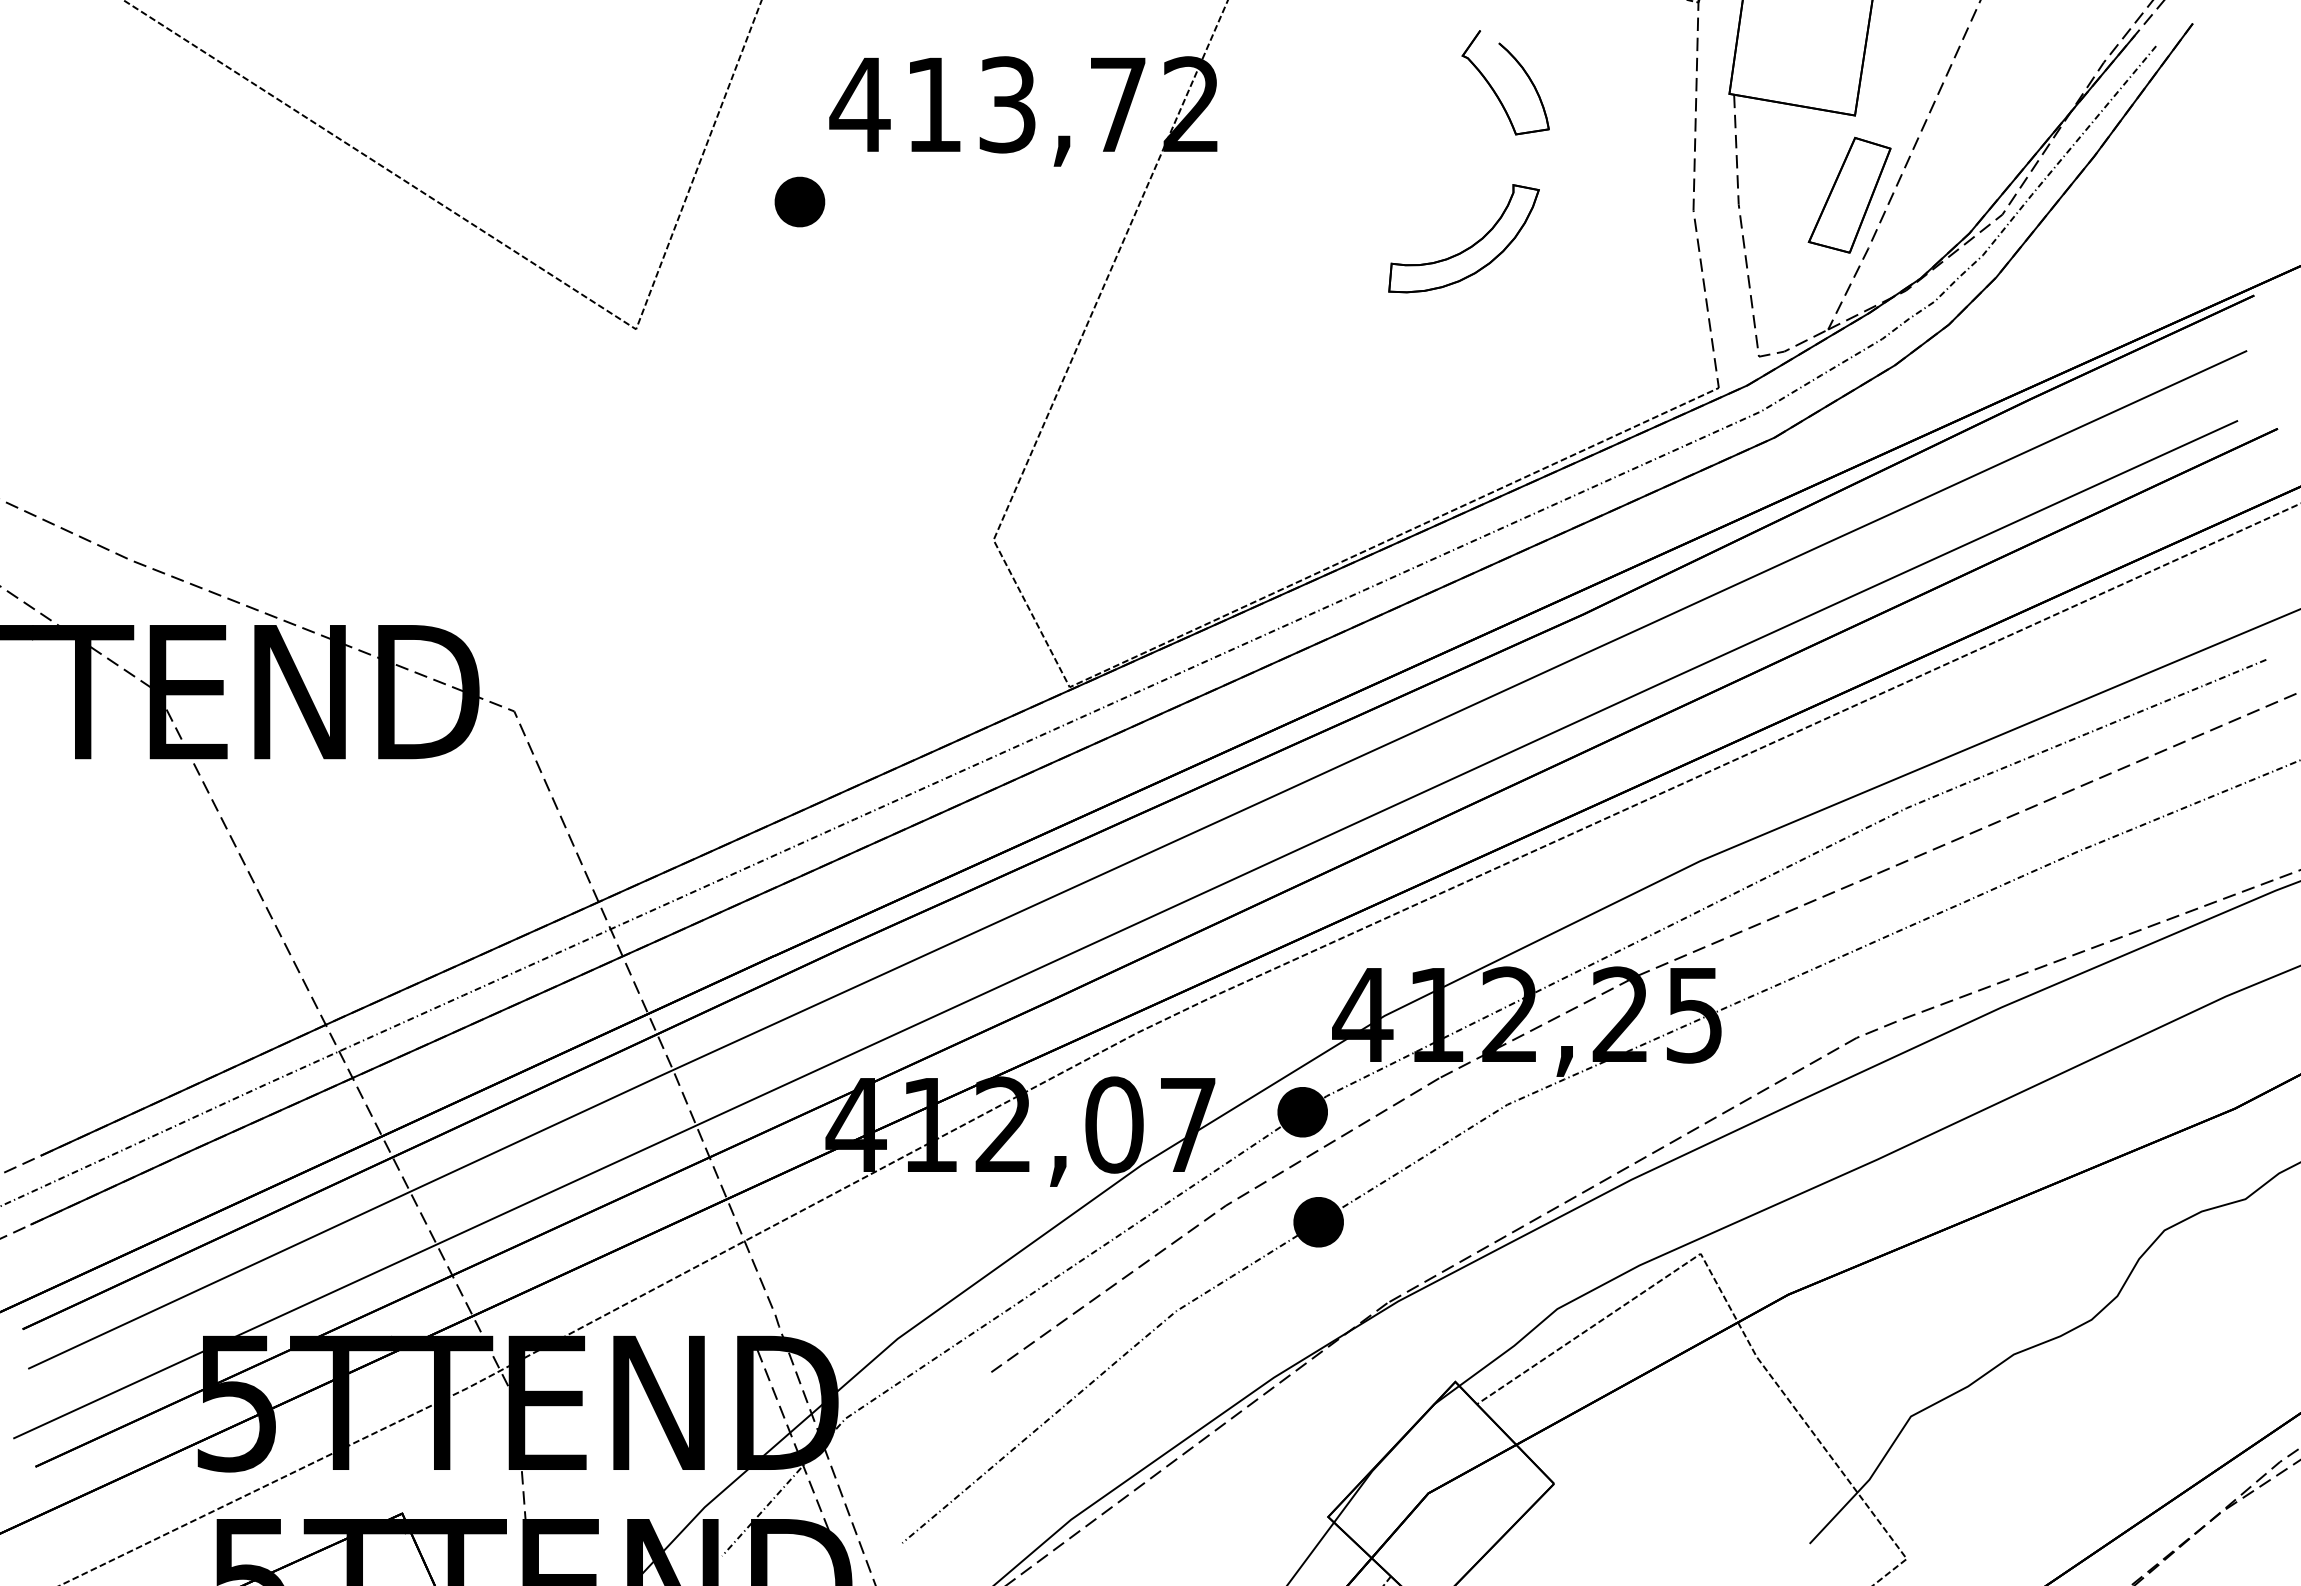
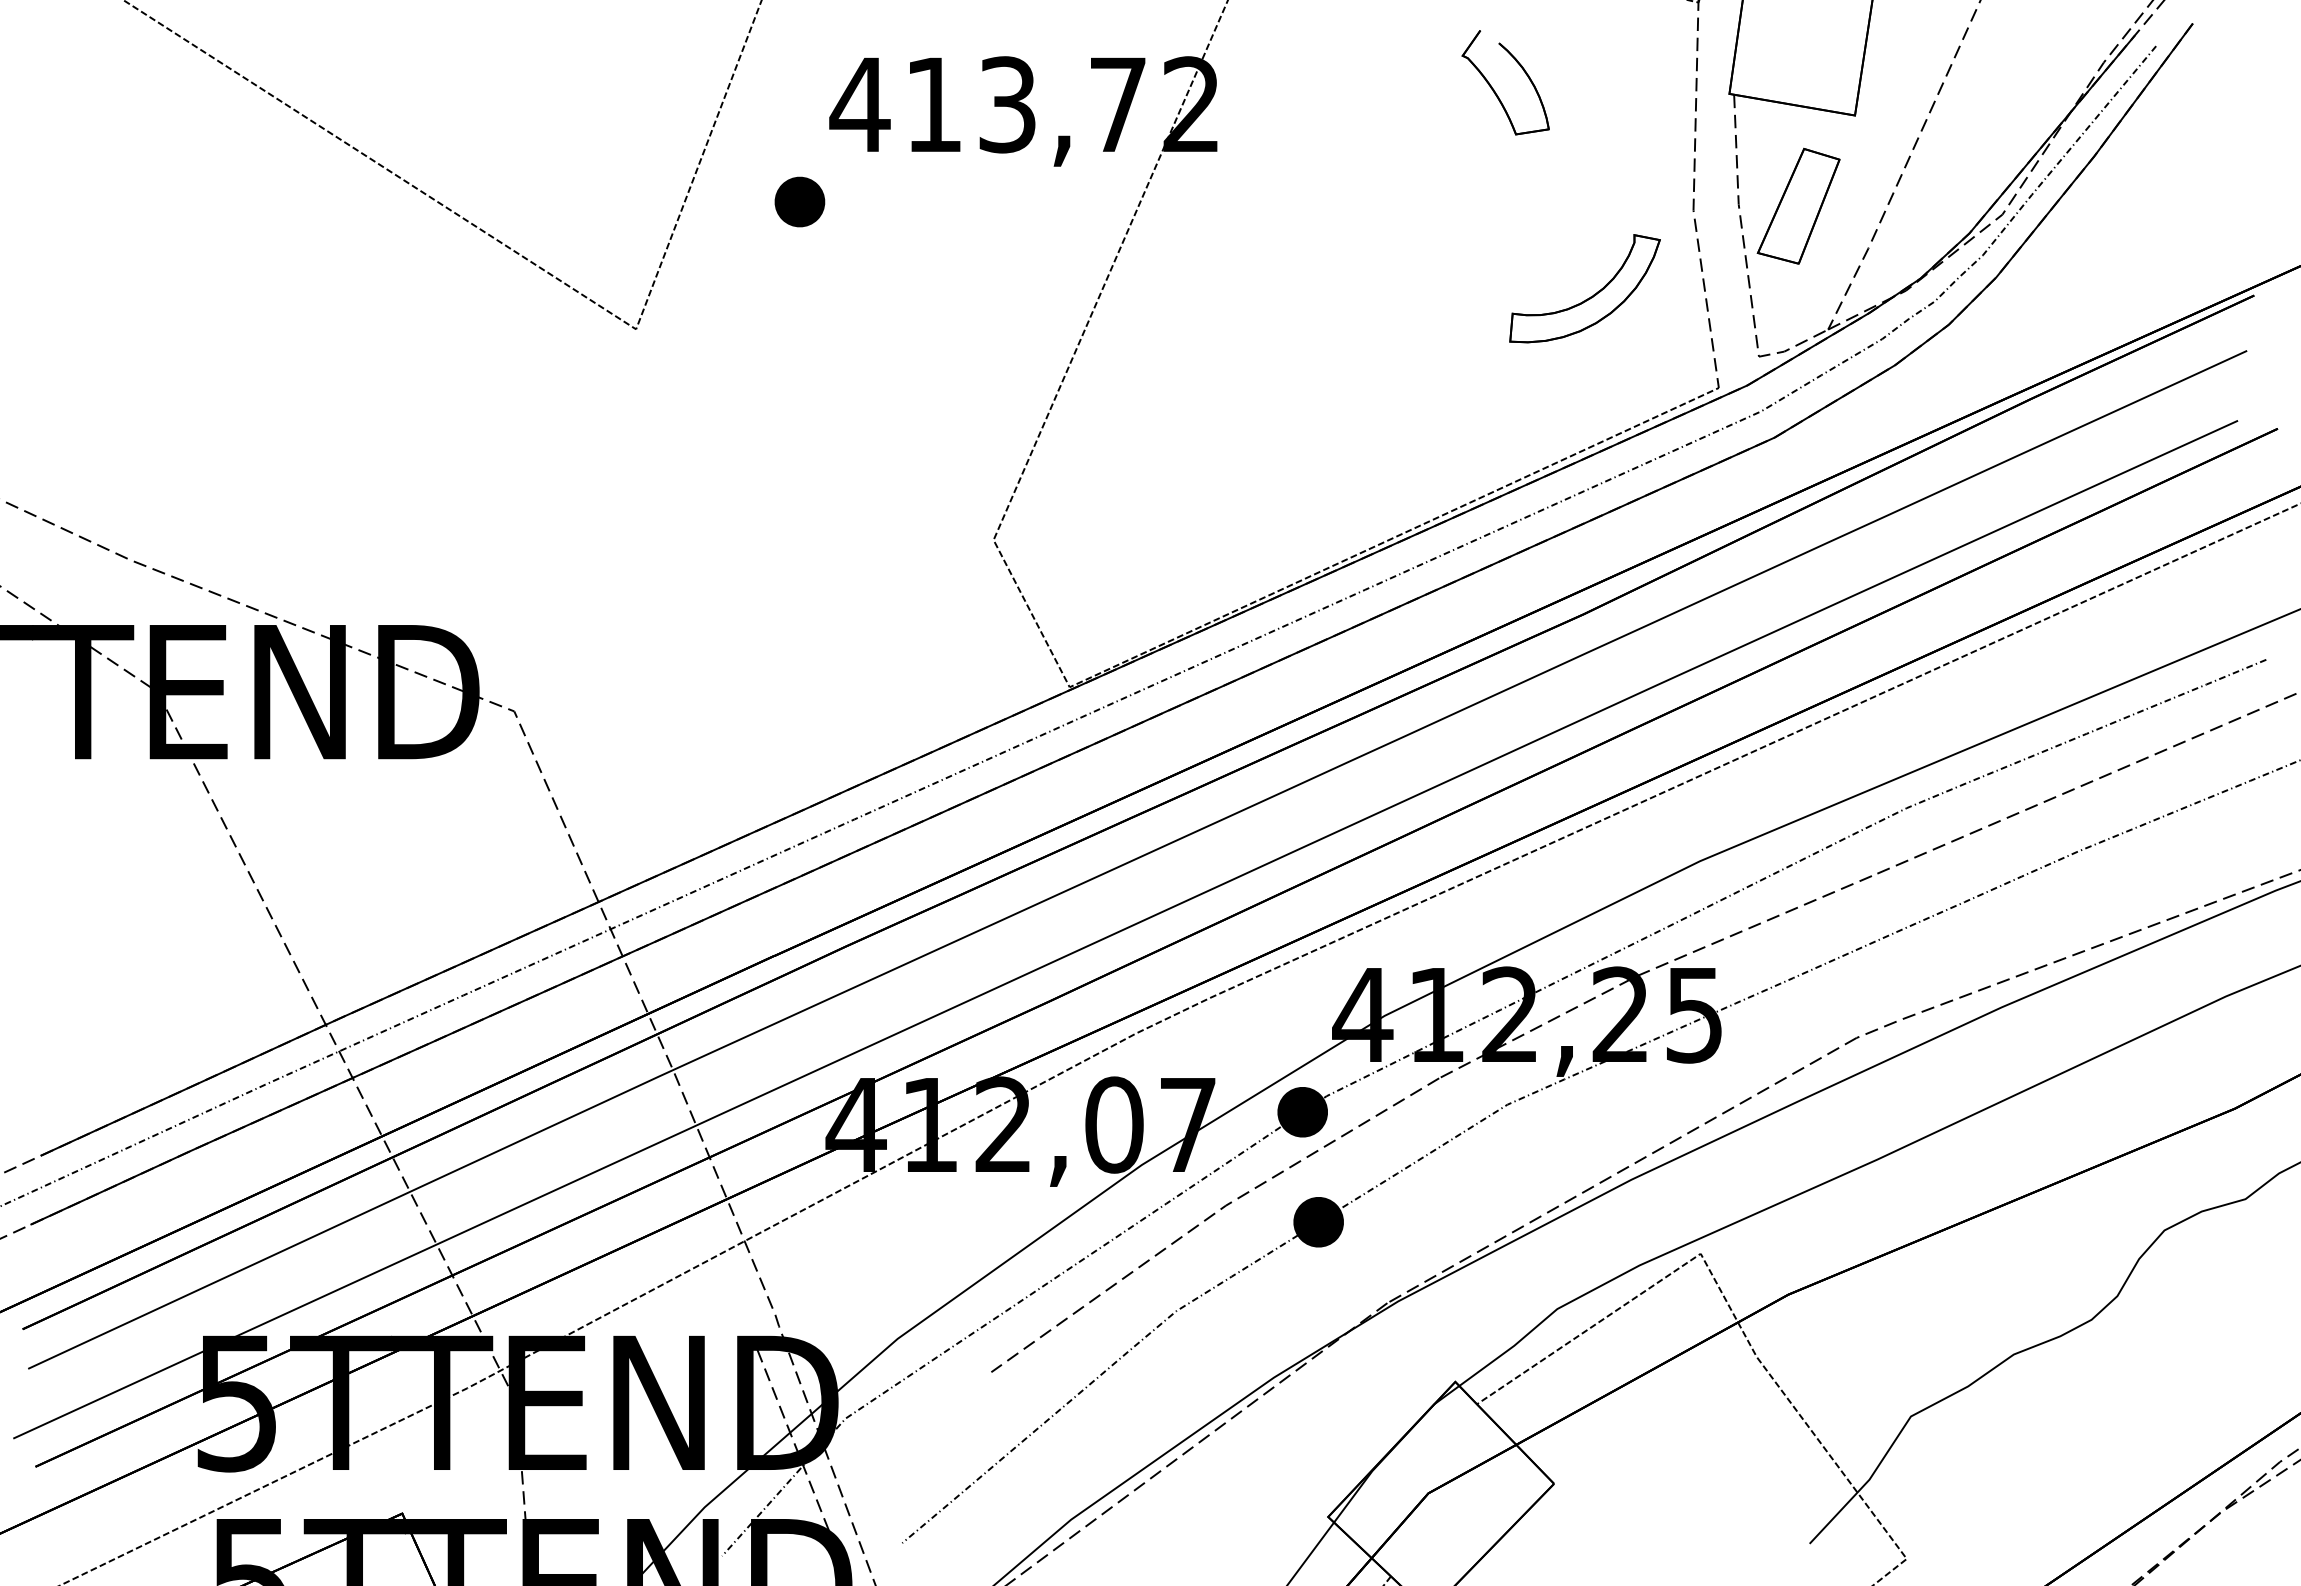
part position: (1849, 194) -> (1798, 205) (1798, 205)
part position: (1469, 246) -> (1590, 296) (1590, 296)
